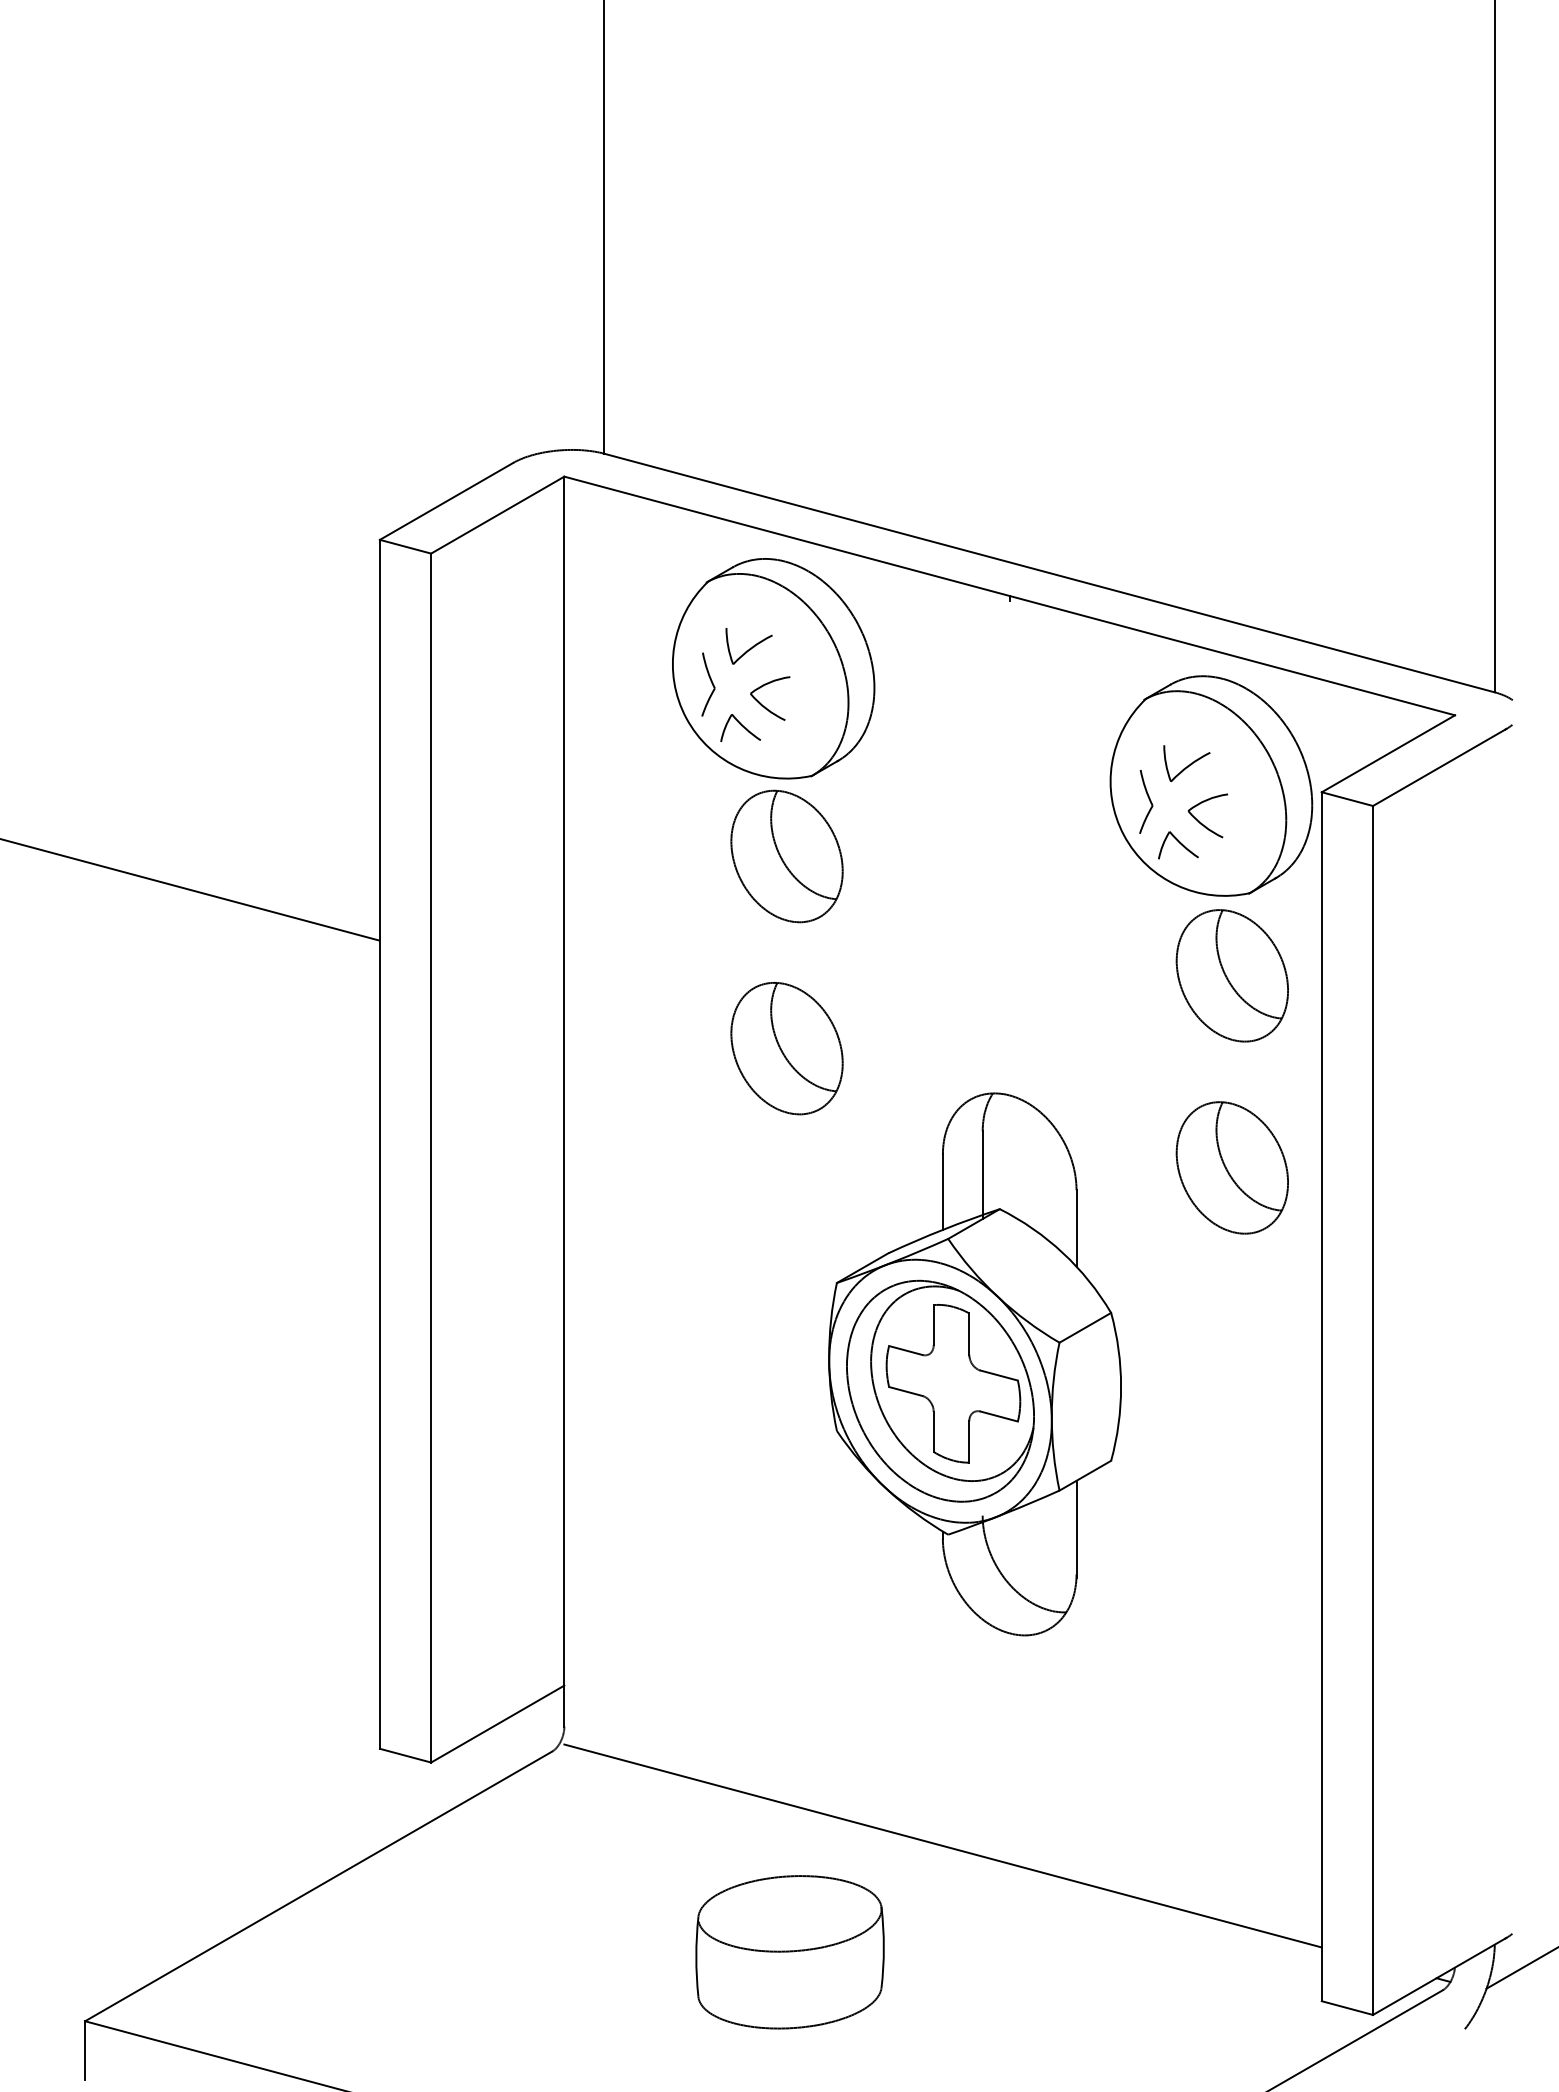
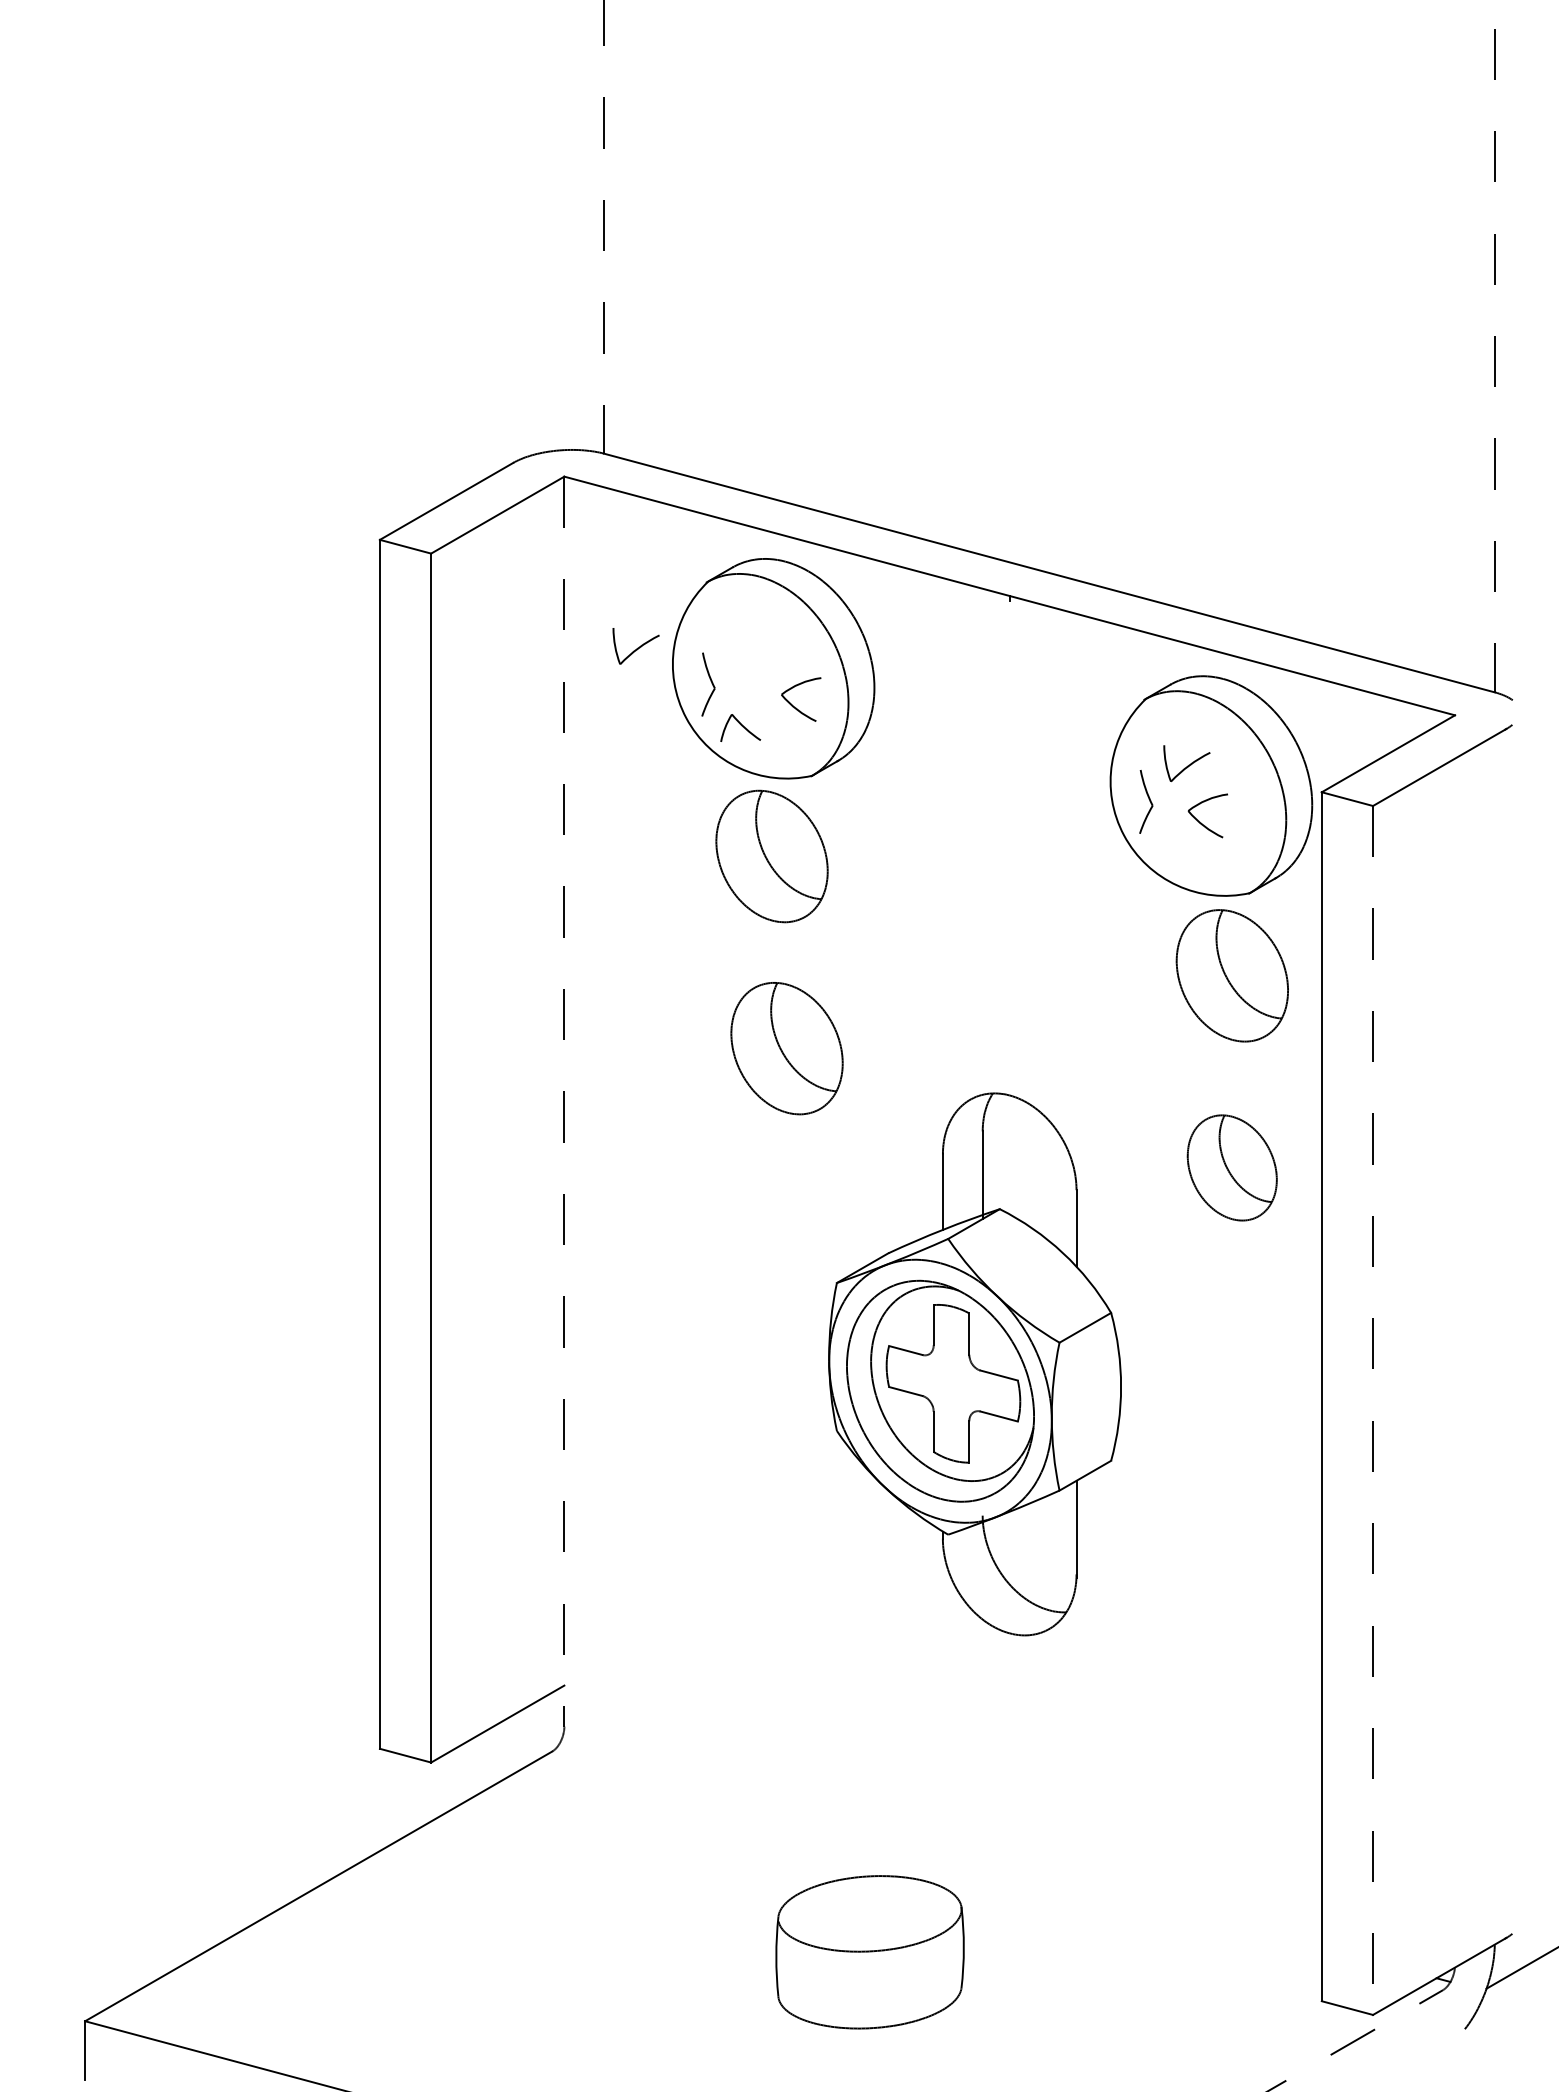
line: solid -> dashed (604, 227)
line: solid -> dashed (1494, 346)
part position: (748, 646) -> (635, 646) (635, 646)
part position: (765, 706) -> (796, 707) (796, 707)
part: present -> none (1178, 845)
part position: (786, 856) -> (771, 856) (771, 856)
line: present -> none (190, 889)
line: solid -> dashed (564, 1101)
part size: 114x134 px -> 92x108 px (1231, 1167)
line: solid -> dashed (1373, 1410)
line: present -> none (942, 1845)
part position: (789, 1952) -> (869, 1952) (869, 1952)
line: solid -> dashed (1355, 2040)
